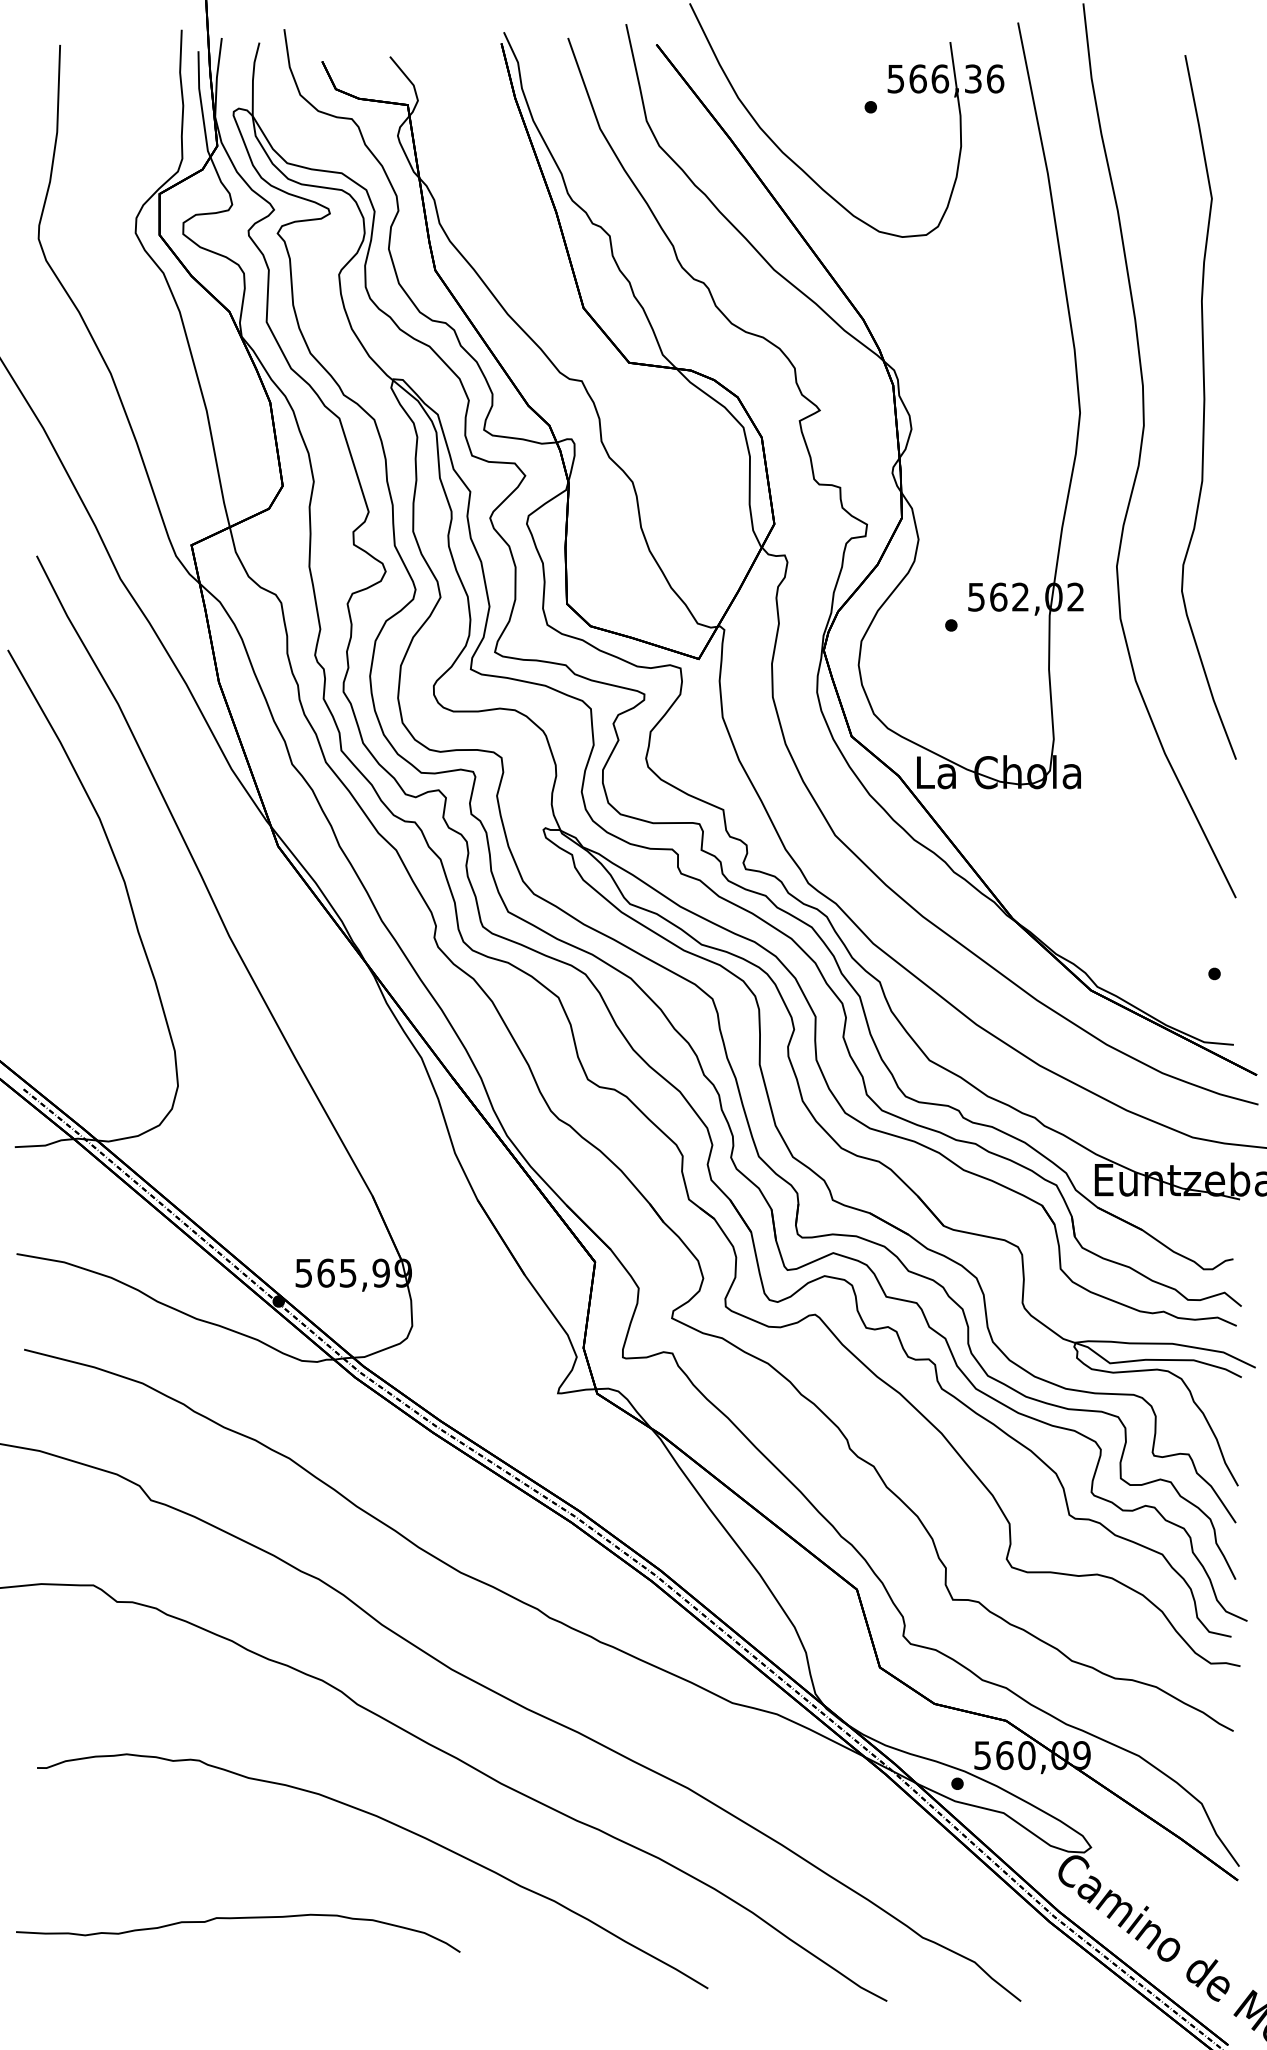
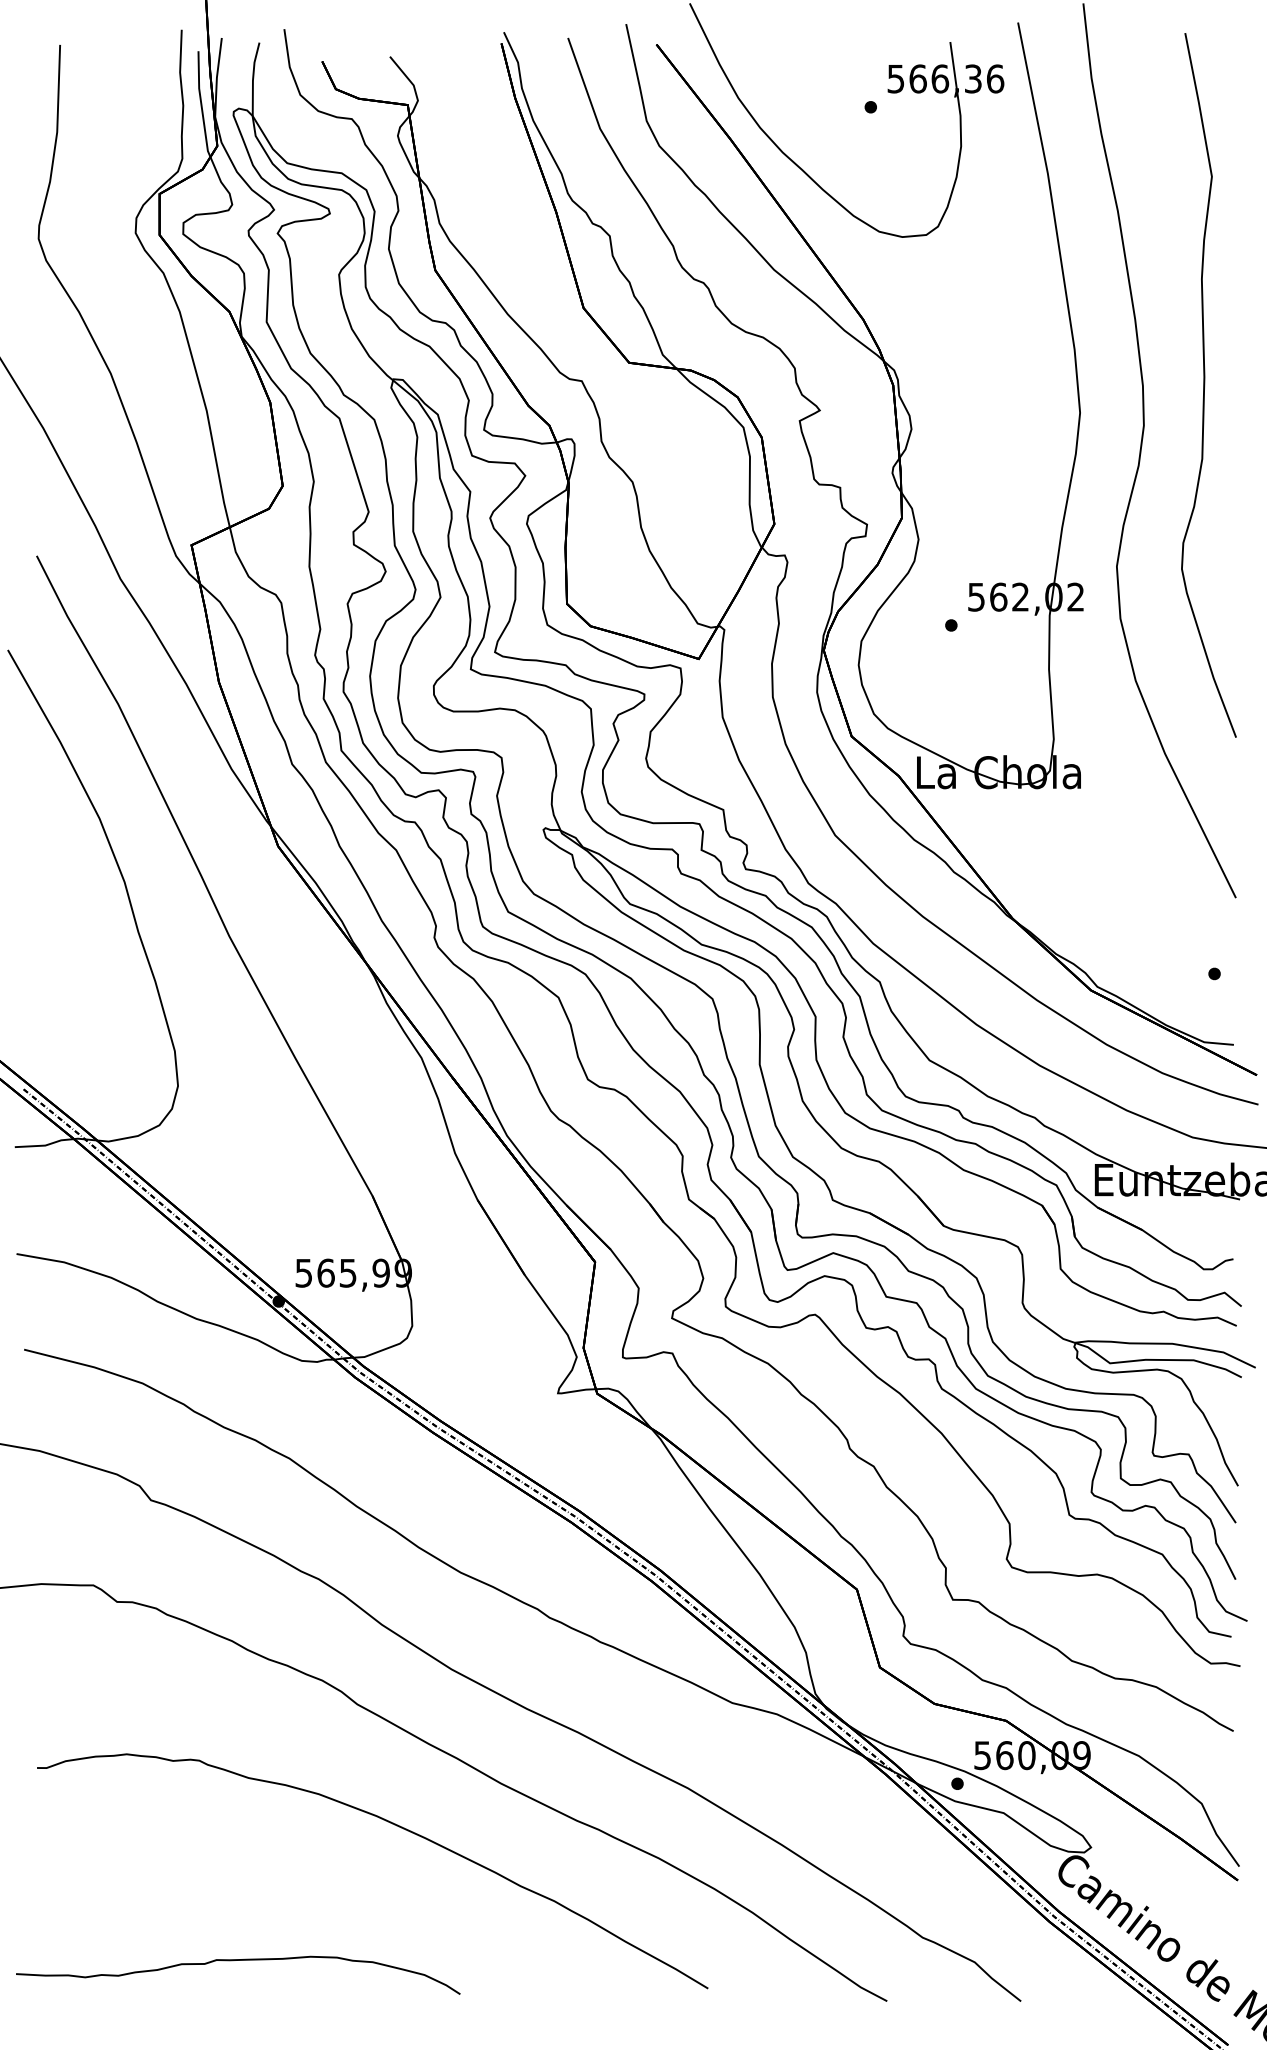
curve position: (1205, 407) -> (1205, 385) (1205, 385)
curve position: (238, 1918) -> (238, 1960) (238, 1960)
